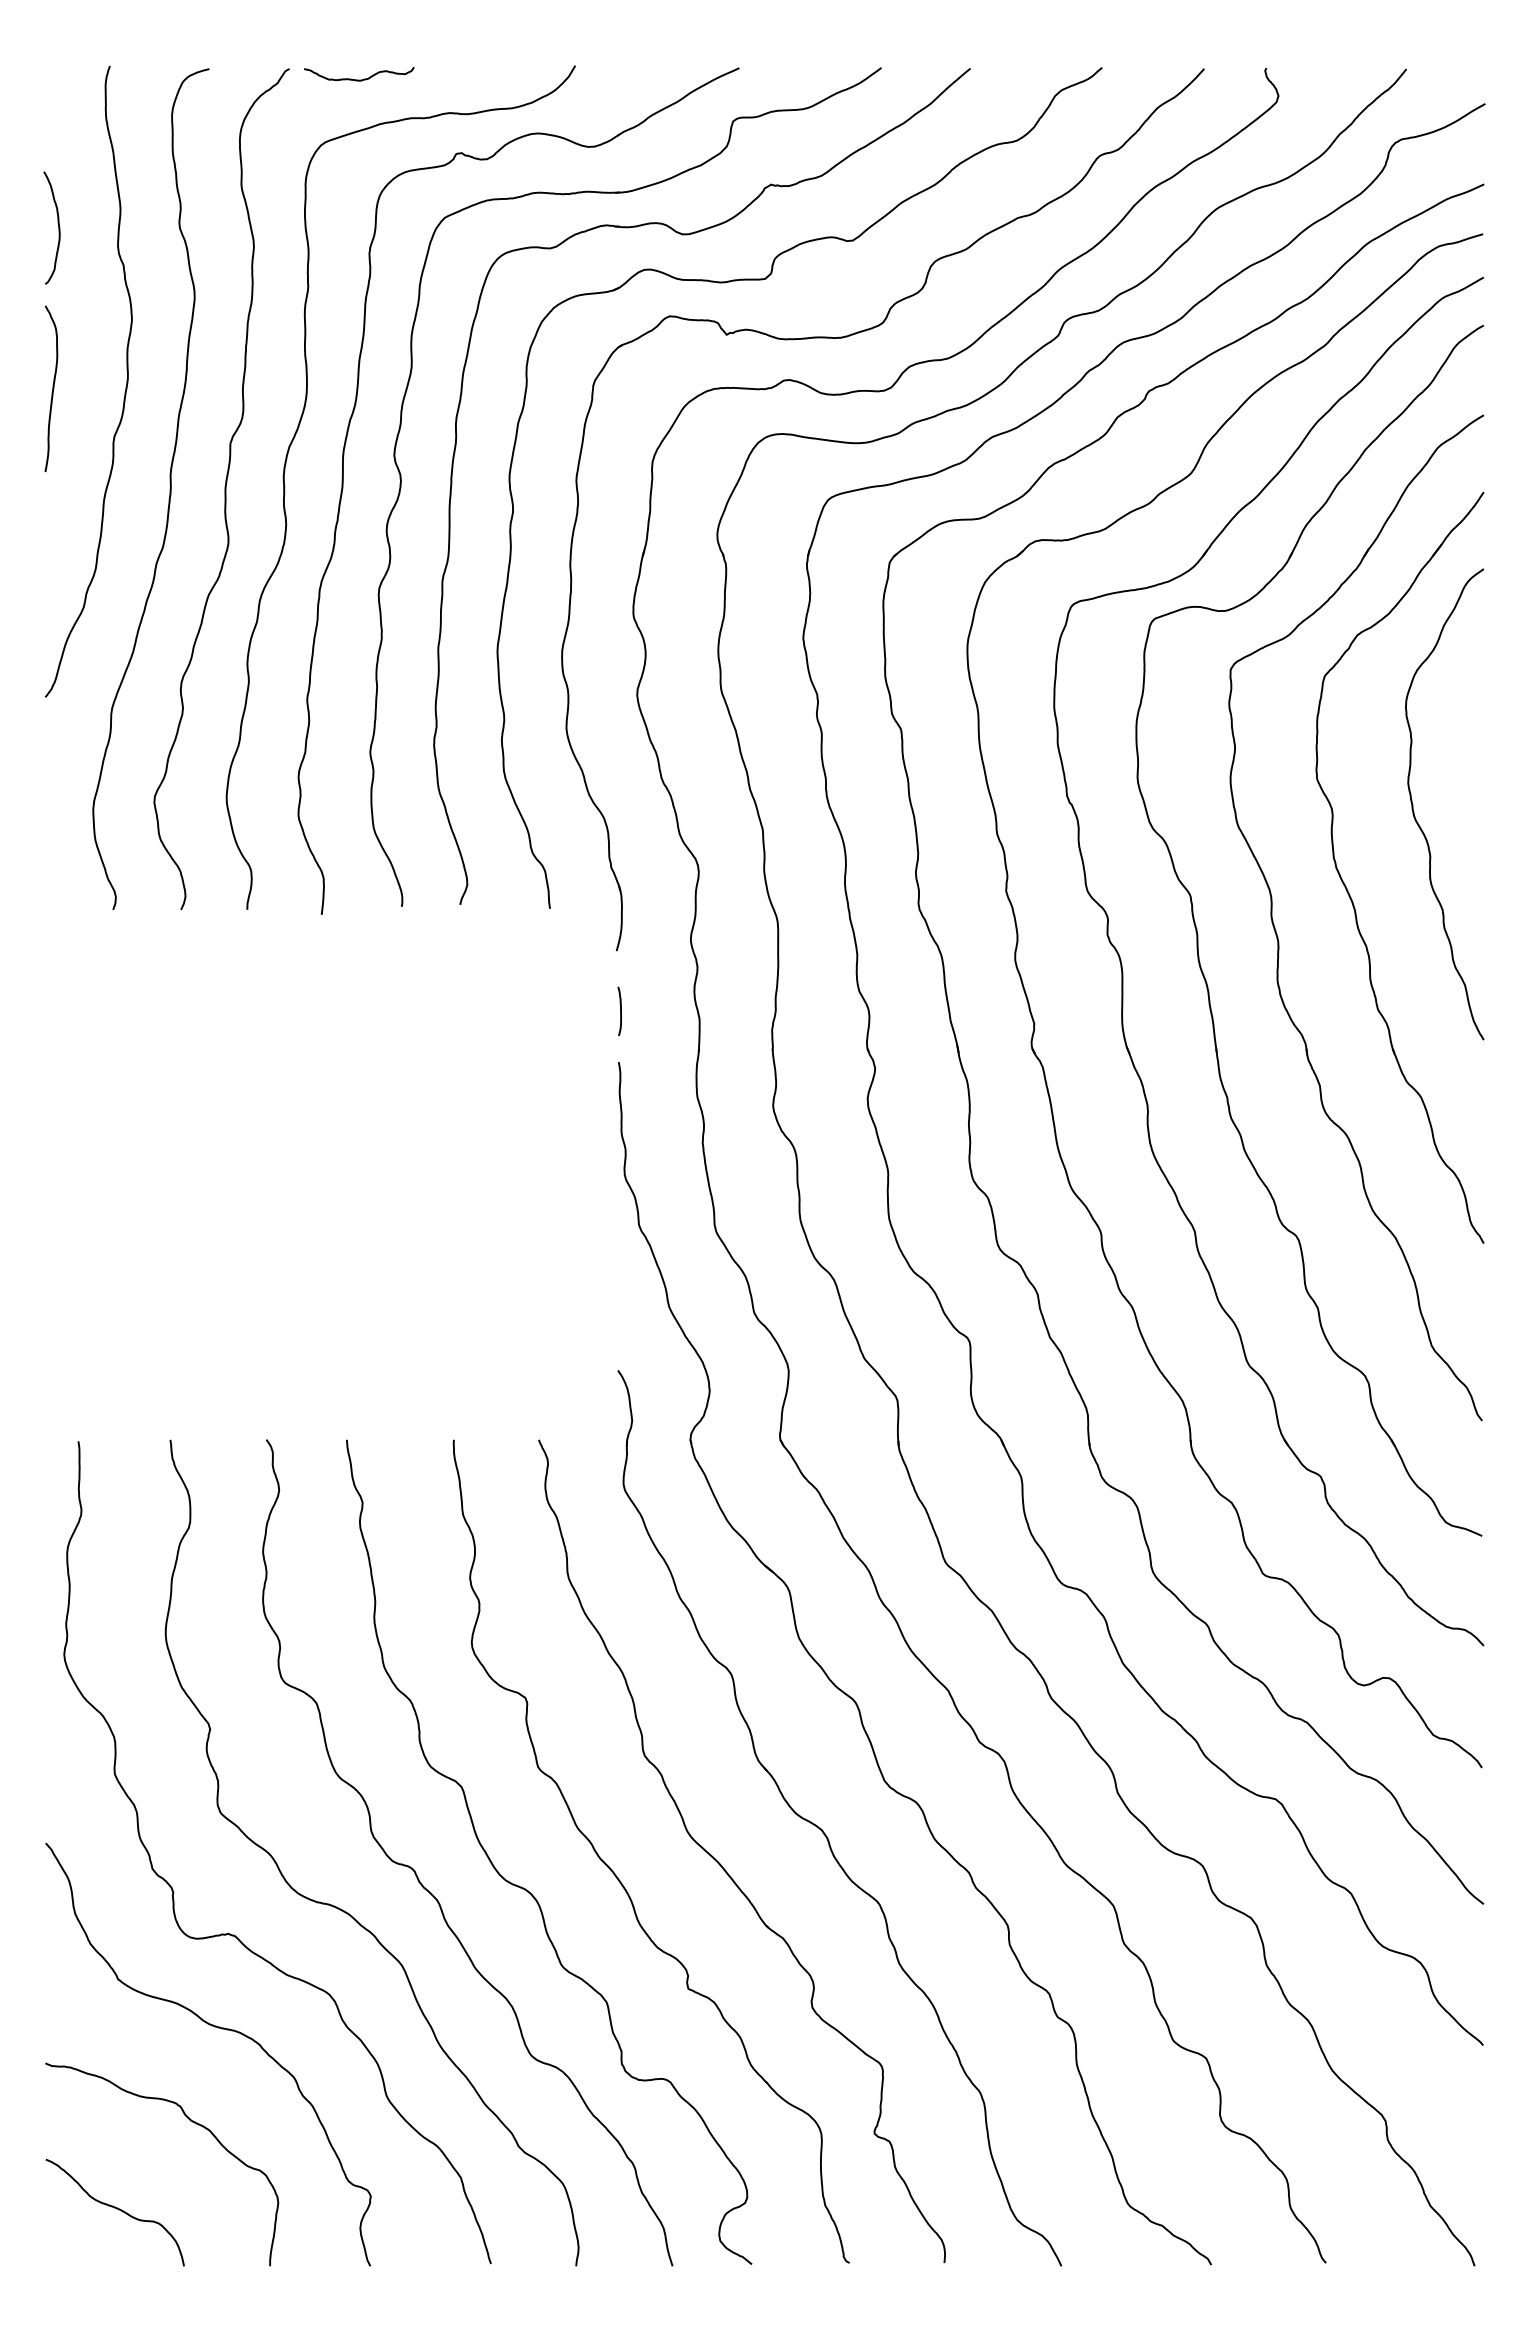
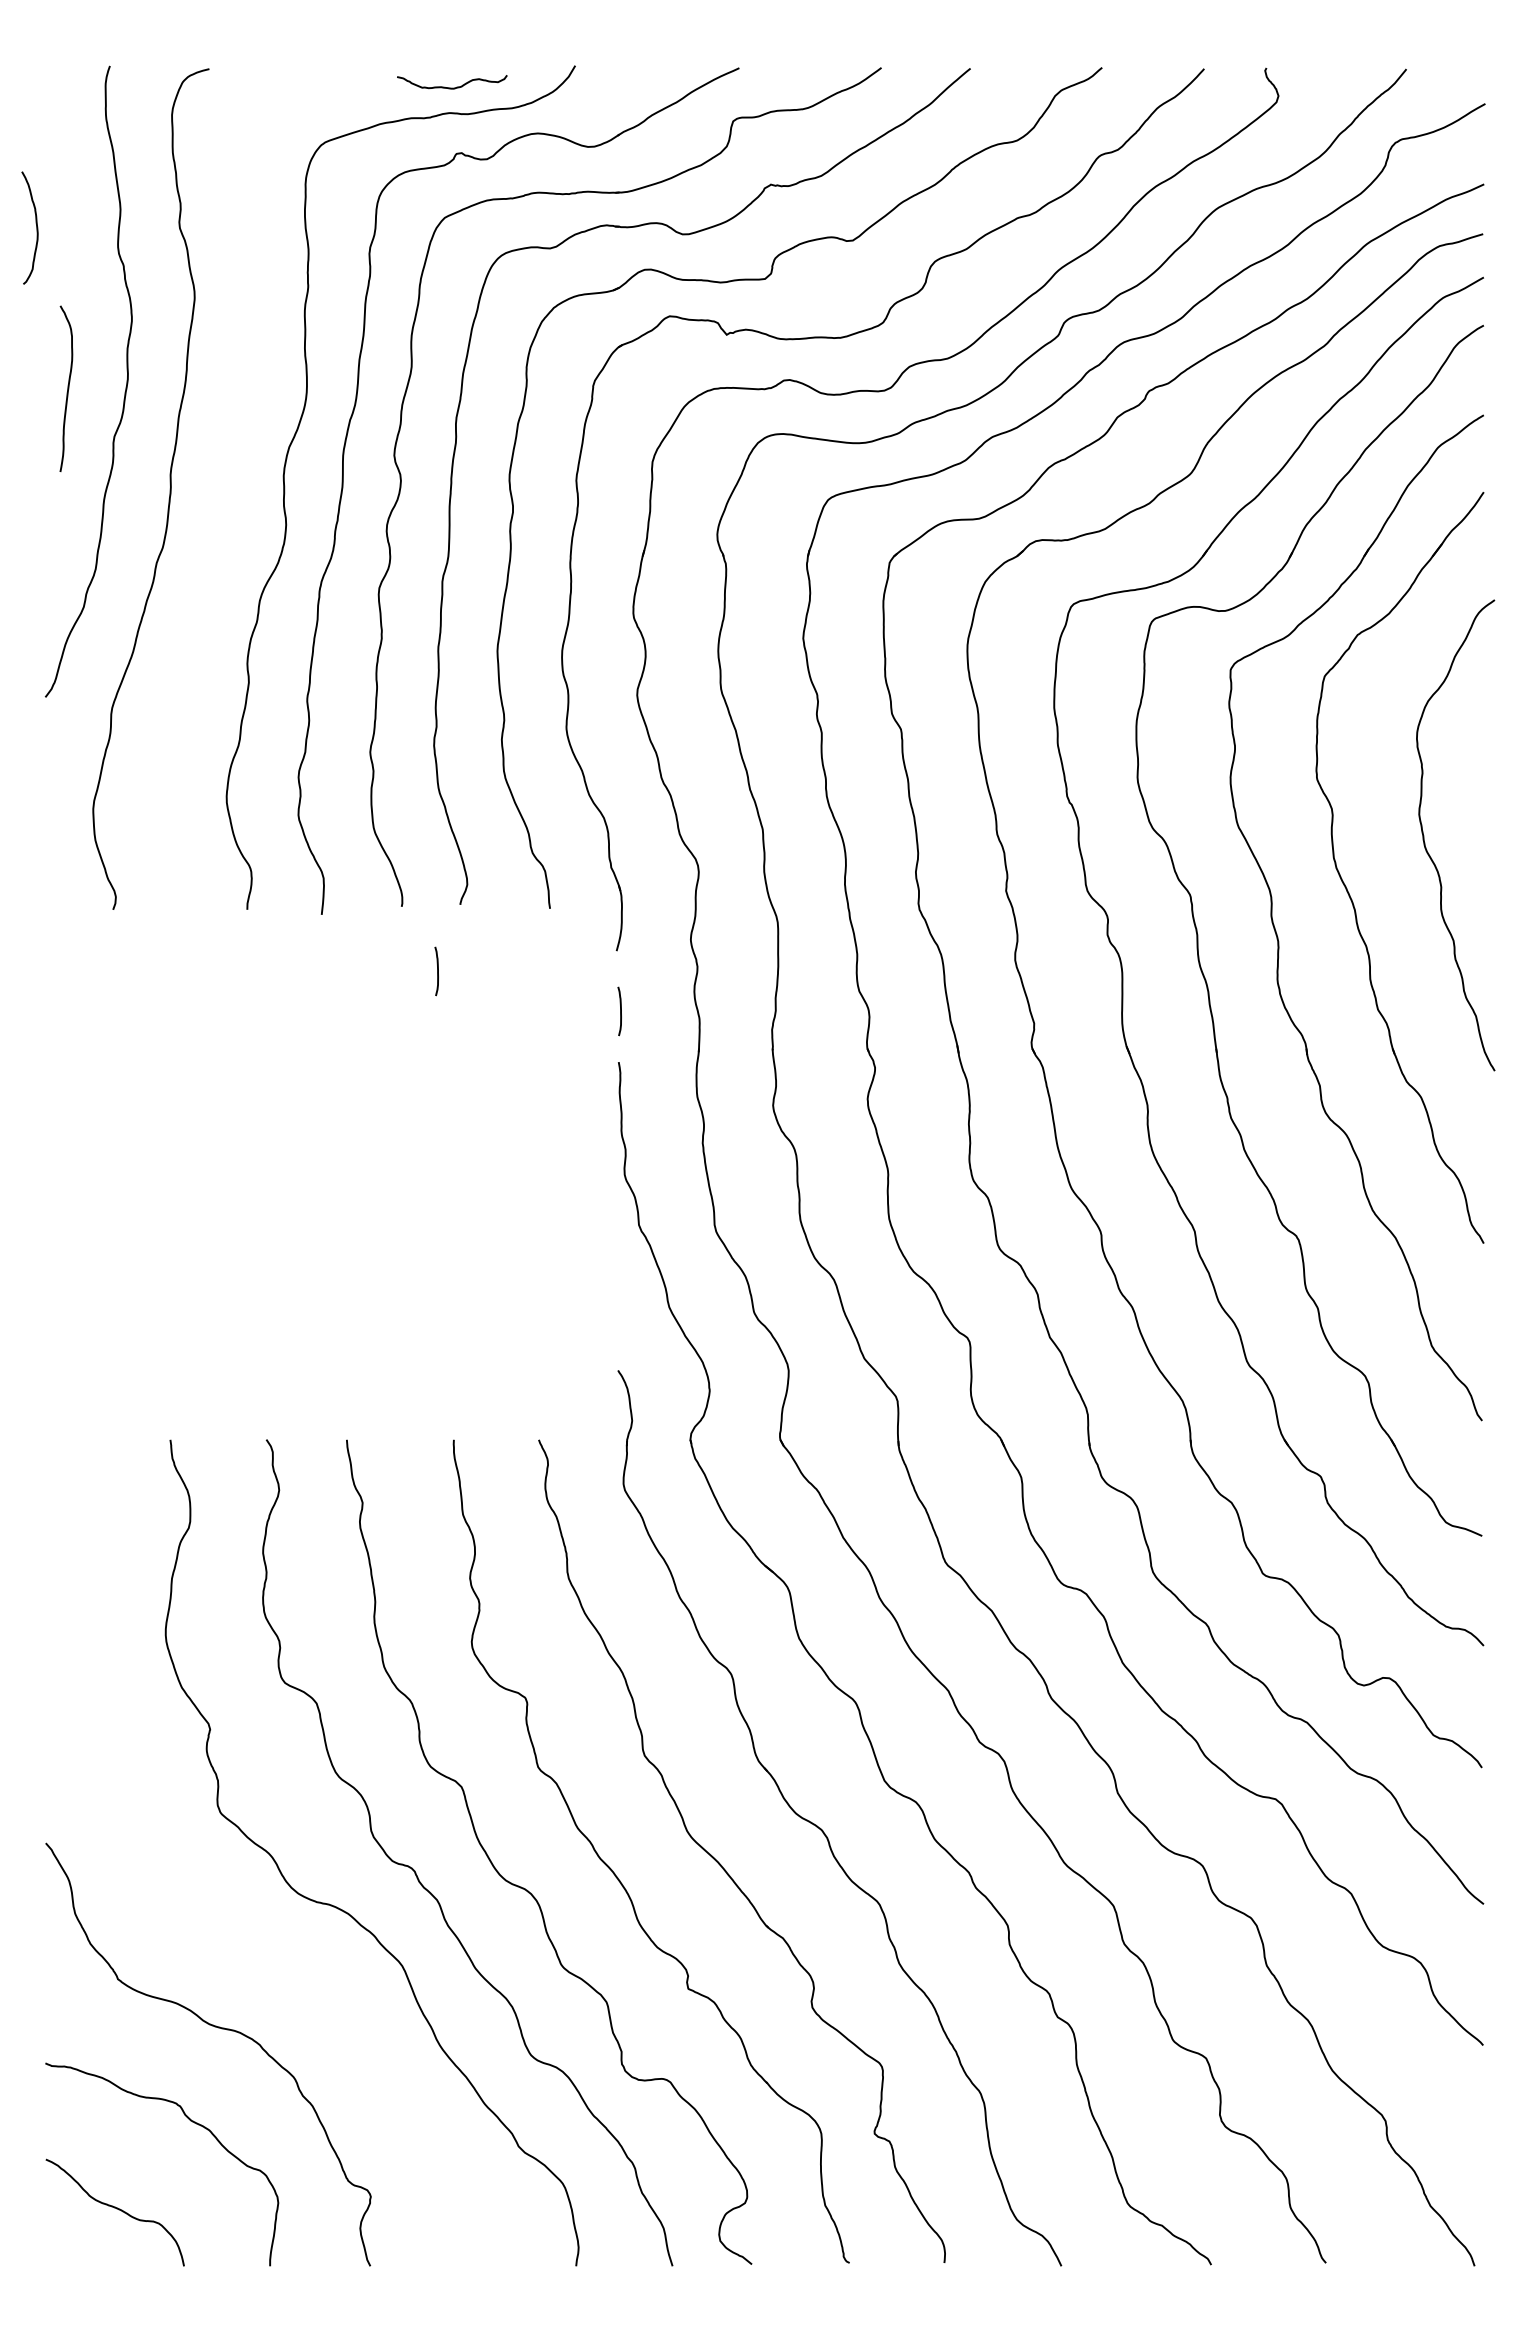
curve position: (359, 79) -> (452, 87) (452, 87)
curve position: (58, 227) -> (36, 227) (36, 227)
curve position: (52, 388) -> (67, 388) (67, 388)
curve: present -> none (224, 488)
curve position: (1414, 811) -> (1425, 842) (1425, 842)
curve: none -> present (437, 971)
curve: present -> none (235, 1935)
